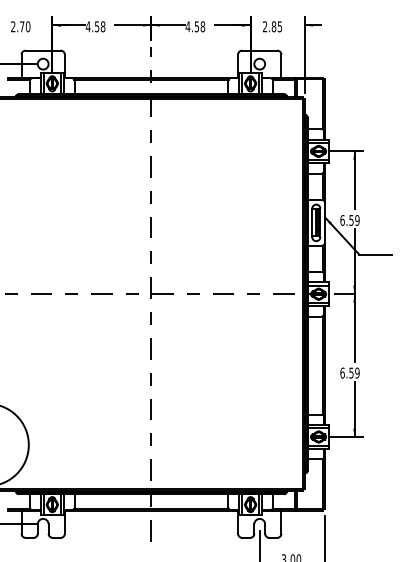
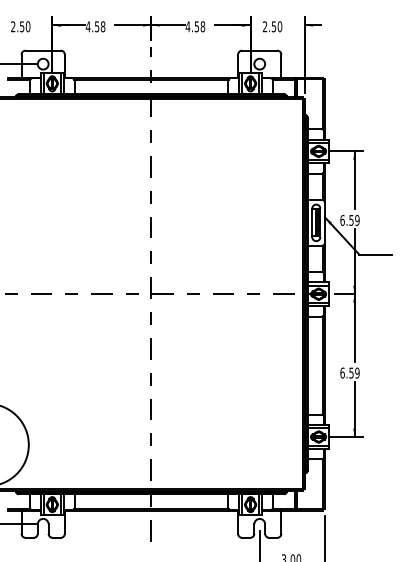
text: 2.70 -> 2.50 (22, 26)
text: 2.85 -> 2.50 (276, 26)
